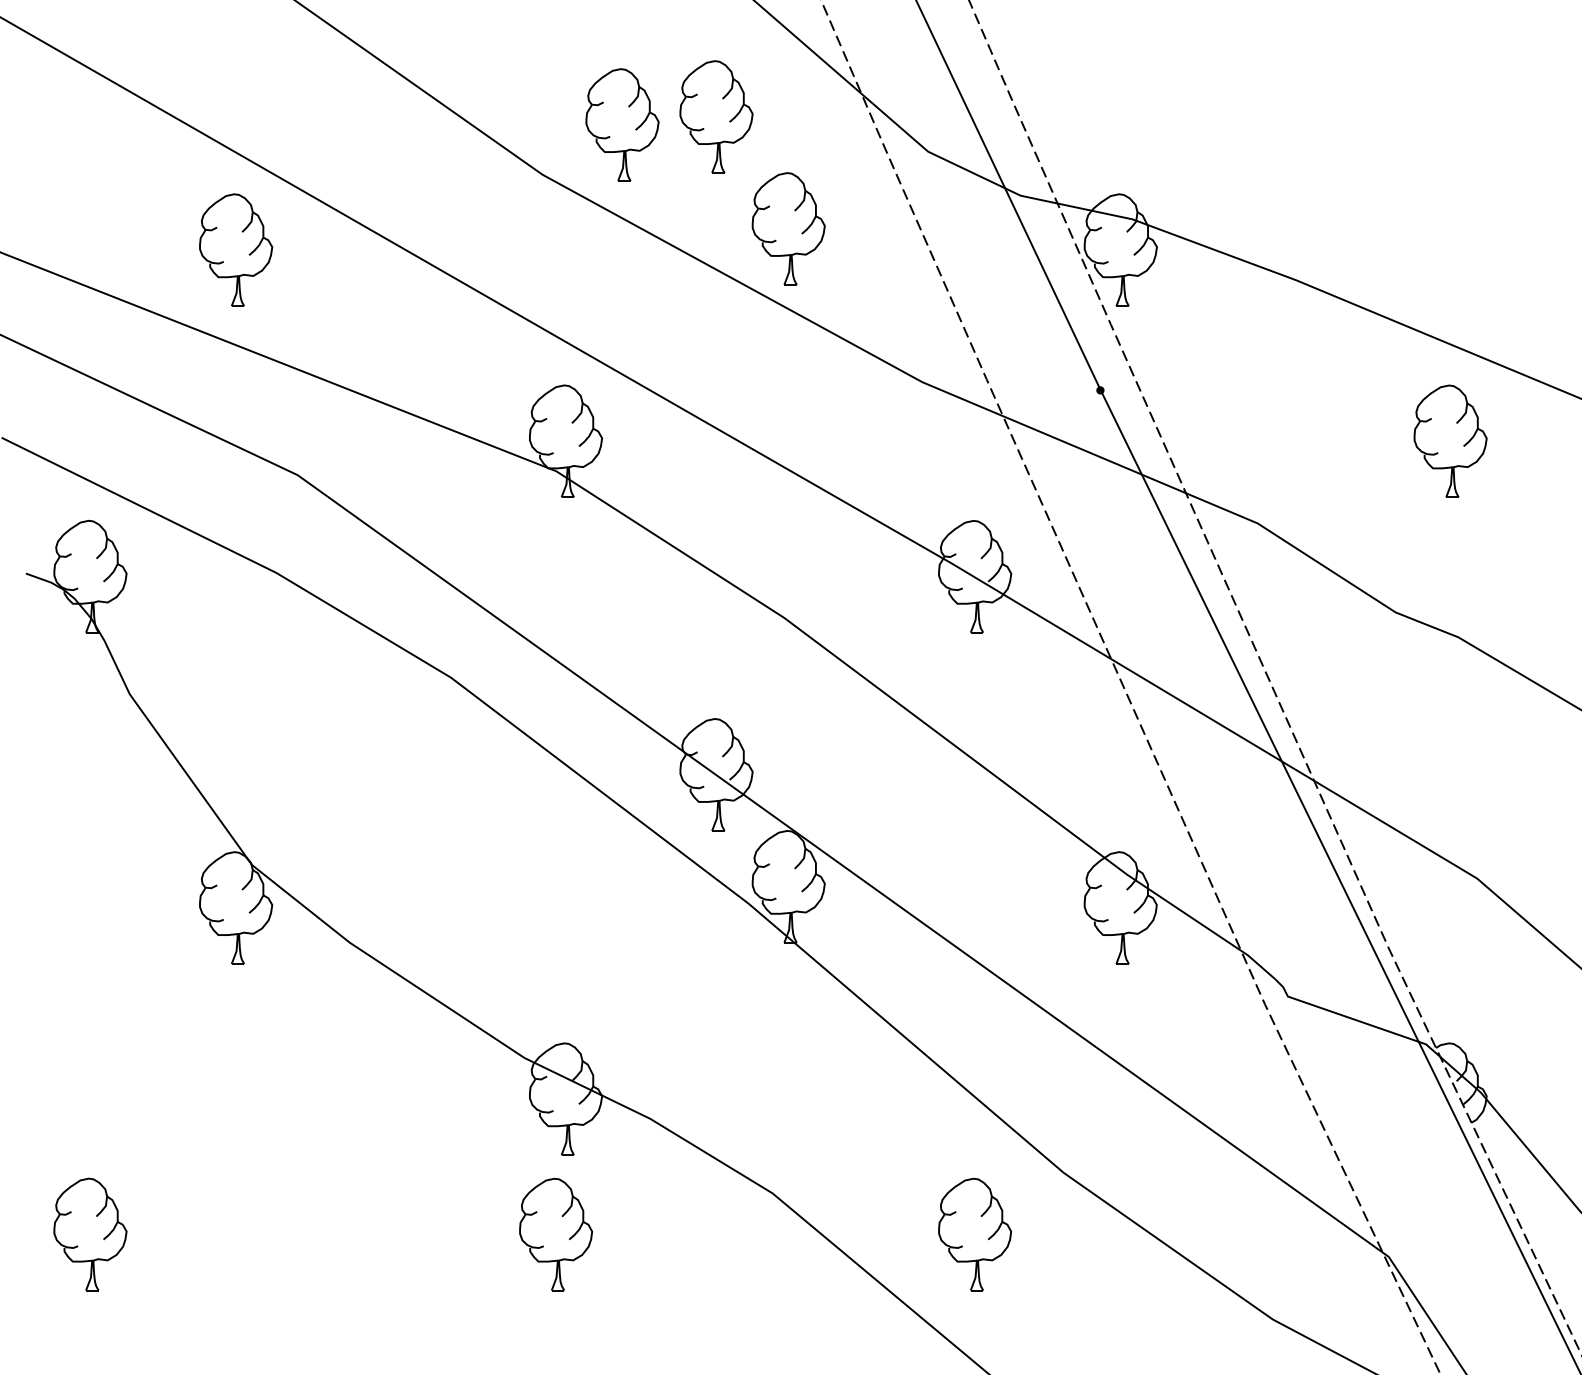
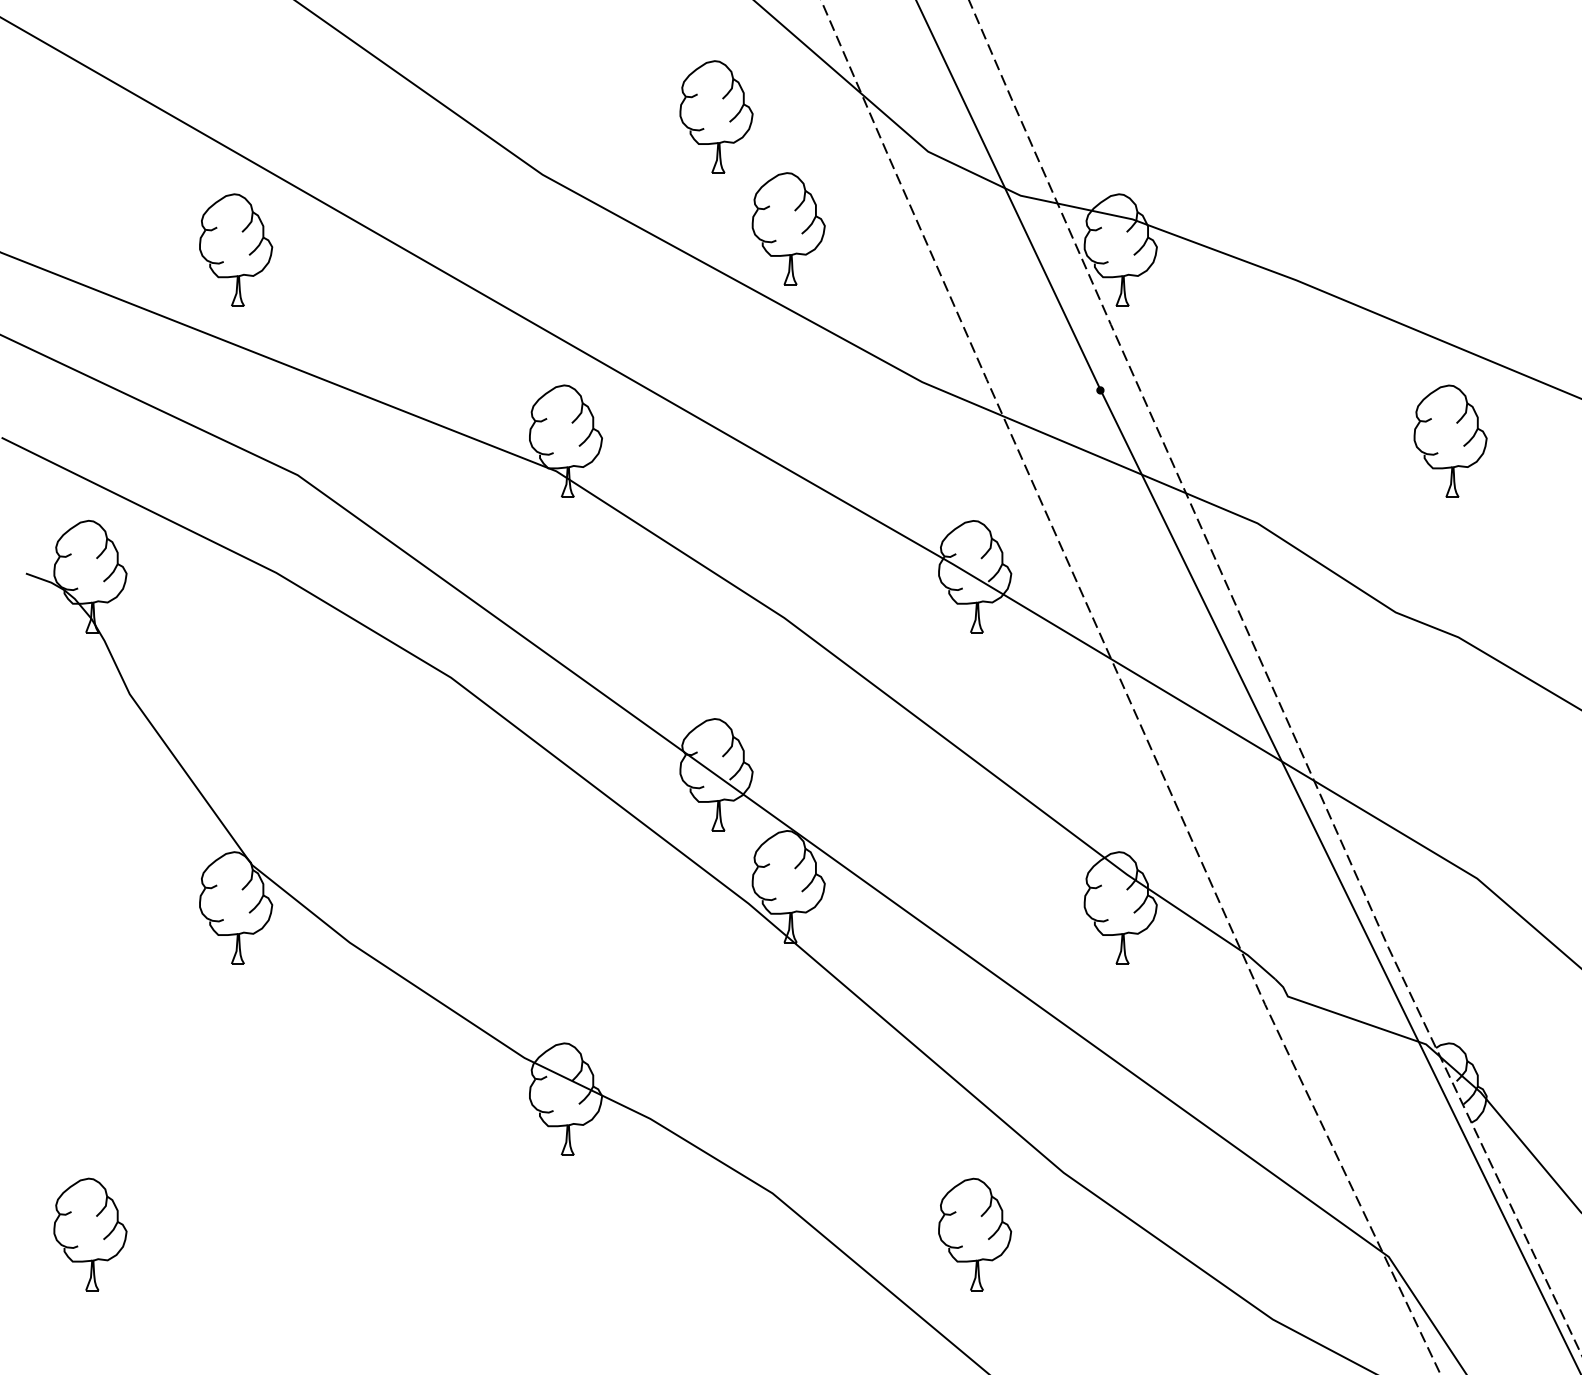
part: present -> none (622, 124)
part: present -> none (556, 1234)
